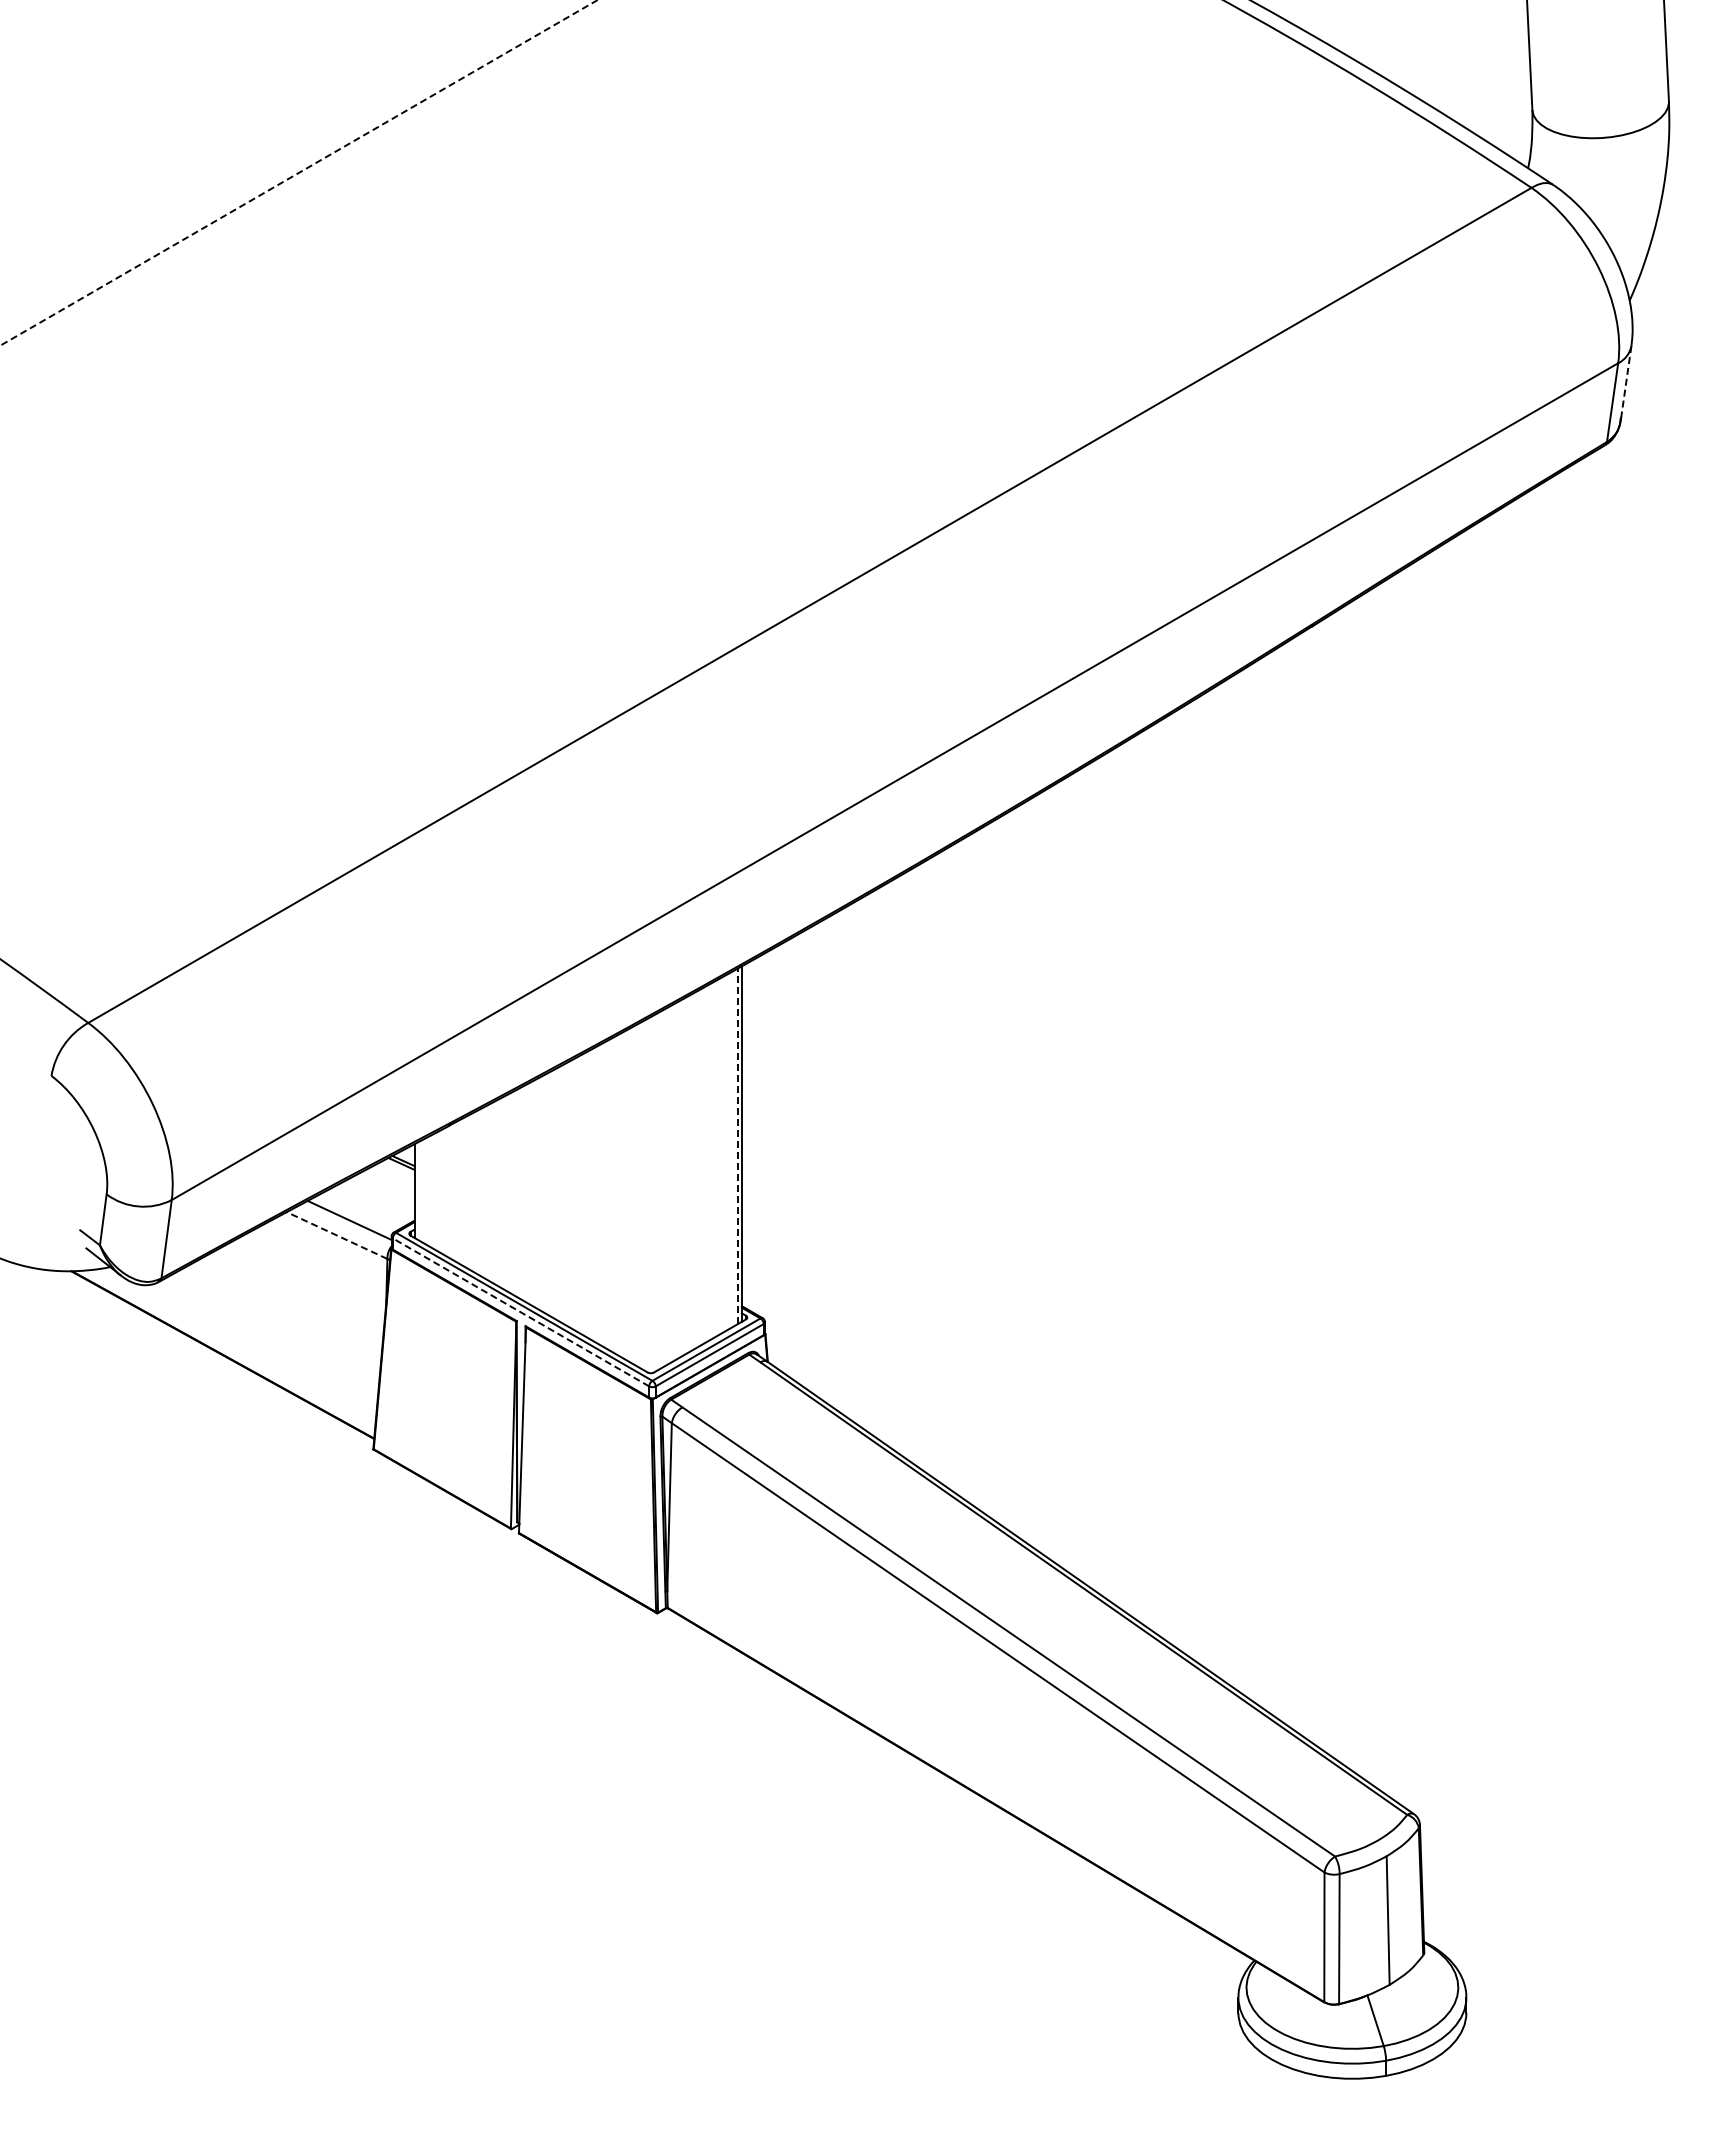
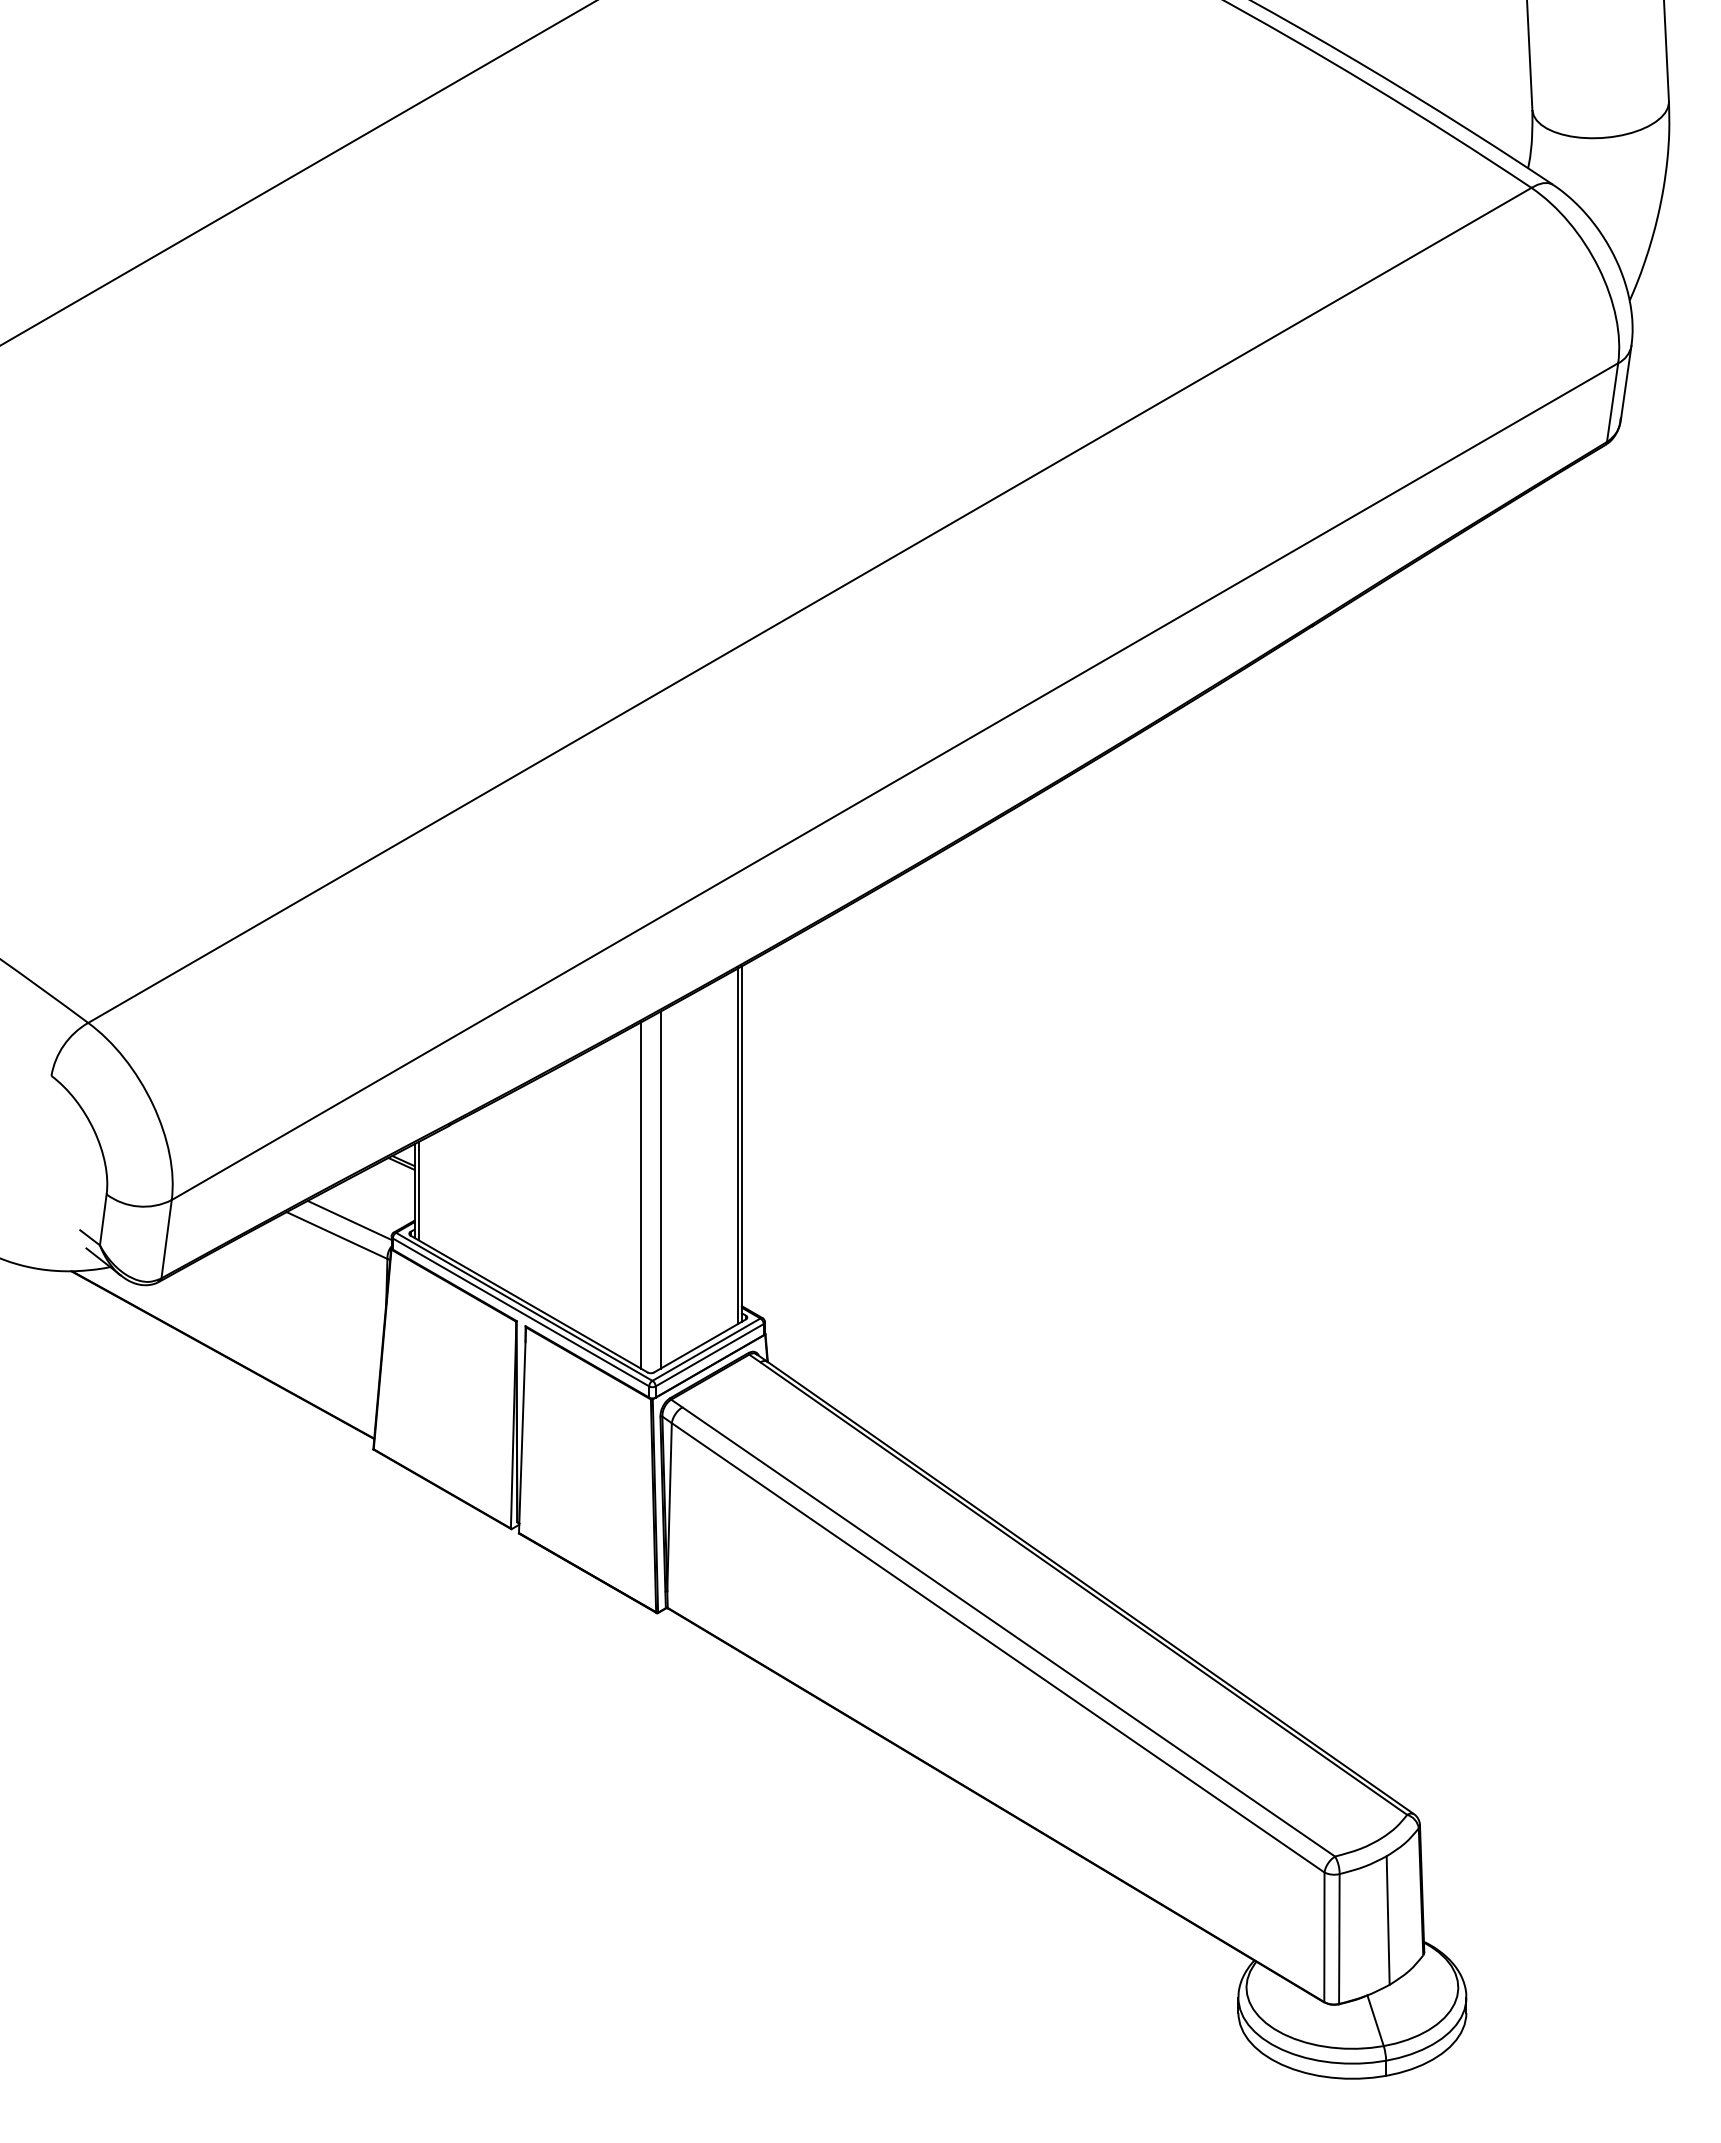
line: dashed -> solid (298, 173)
line: dashed -> solid (1626, 382)
line: dashed -> solid (737, 1146)
line: none -> present (660, 1189)
line: none -> present (418, 1191)
line: none -> present (641, 1195)
line: dashed -> solid (336, 1235)
line: dashed -> solid (520, 1312)
